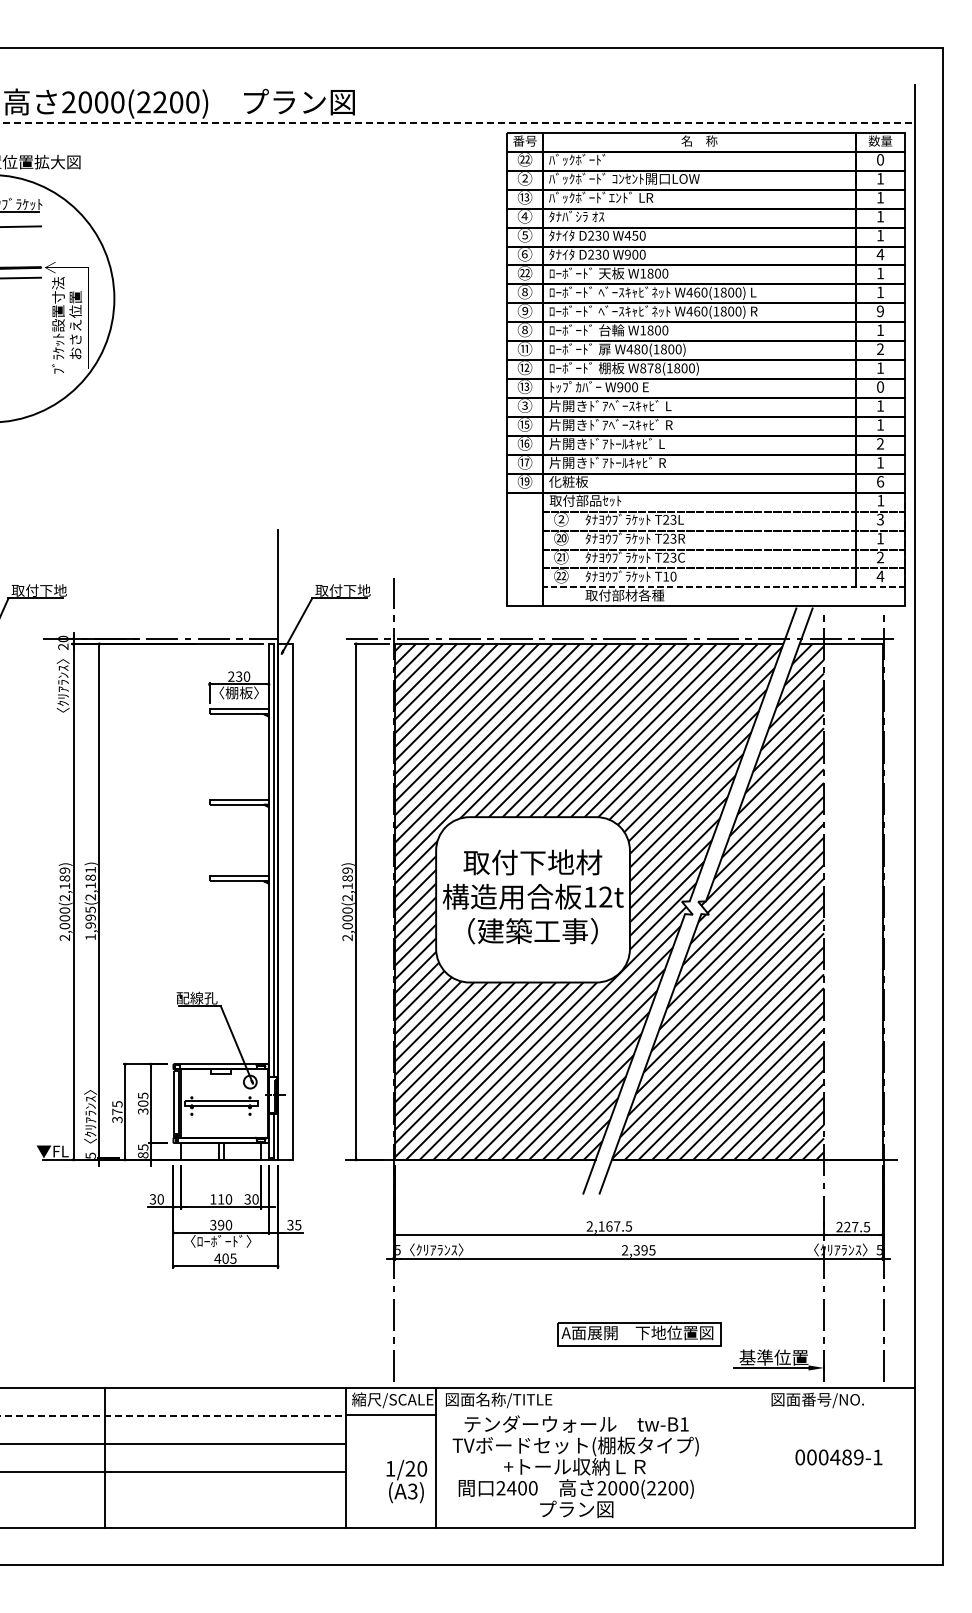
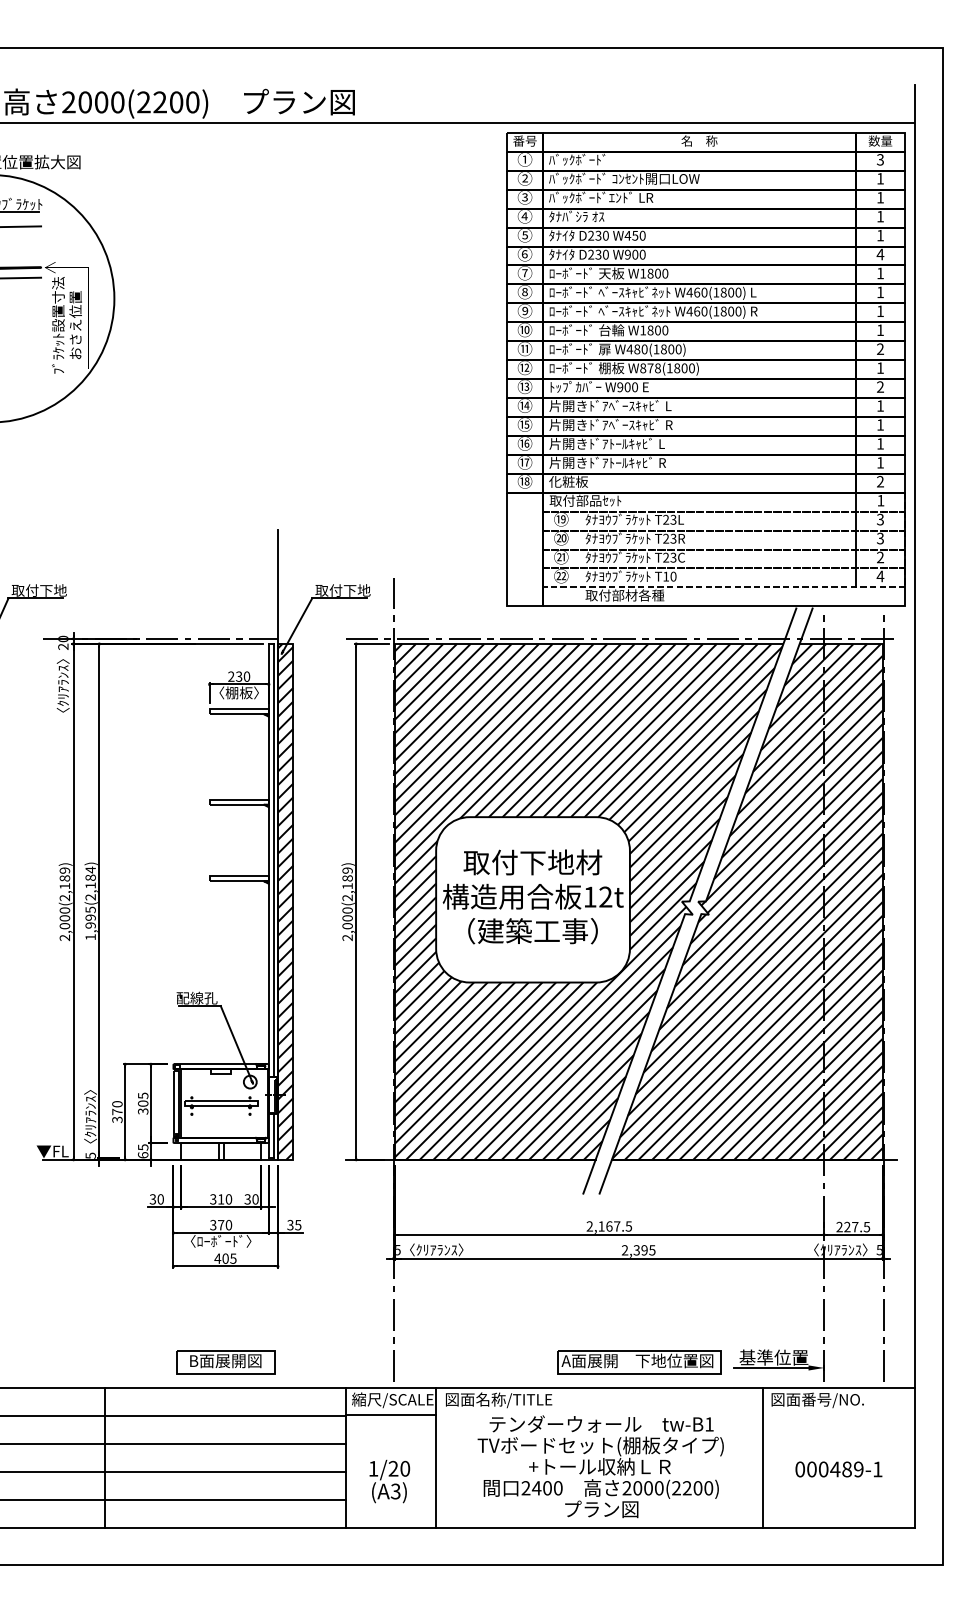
line: dashed -> solid (457, 123)
text: ㉒ -> ① (524, 159)
text: 0 -> 3 (879, 159)
text: ⑬ -> ③ (524, 197)
text: ㉒ -> ⑦ (524, 273)
text: 9 -> 1 (880, 311)
text: ⑧ -> ⑩ (524, 329)
text: 0 -> 2 (880, 386)
text: ③ -> ⑭ (524, 405)
text: 2 -> 1 (880, 443)
text: ⑲ -> ⑱ (526, 481)
text: 6 -> 2 (880, 481)
text: ② -> ⑲ (560, 519)
text: 1 -> 3 (880, 538)
text: 1,995(2,181) -> 1,995(2,184) (90, 869)
hatch: none -> present (285, 901)
hatch: none -> present (853, 901)
text: 375 -> 370 (117, 1104)
text: 85 -> 65 (143, 1155)
text: 110 -> 310 (213, 1199)
text: 390 -> 370 (221, 1225)
part position: (639, 1334) -> (639, 1362) (639, 1362)
part: none -> present (225, 1362)
line: dashed -> solid (173, 1416)
text position: (838, 1457) -> (838, 1469) (838, 1469)
line: none -> present (763, 1458)
text position: (575, 1466) -> (600, 1466) (600, 1466)
text position: (406, 1481) -> (389, 1481) (389, 1481)
line: none -> present (174, 1500)
